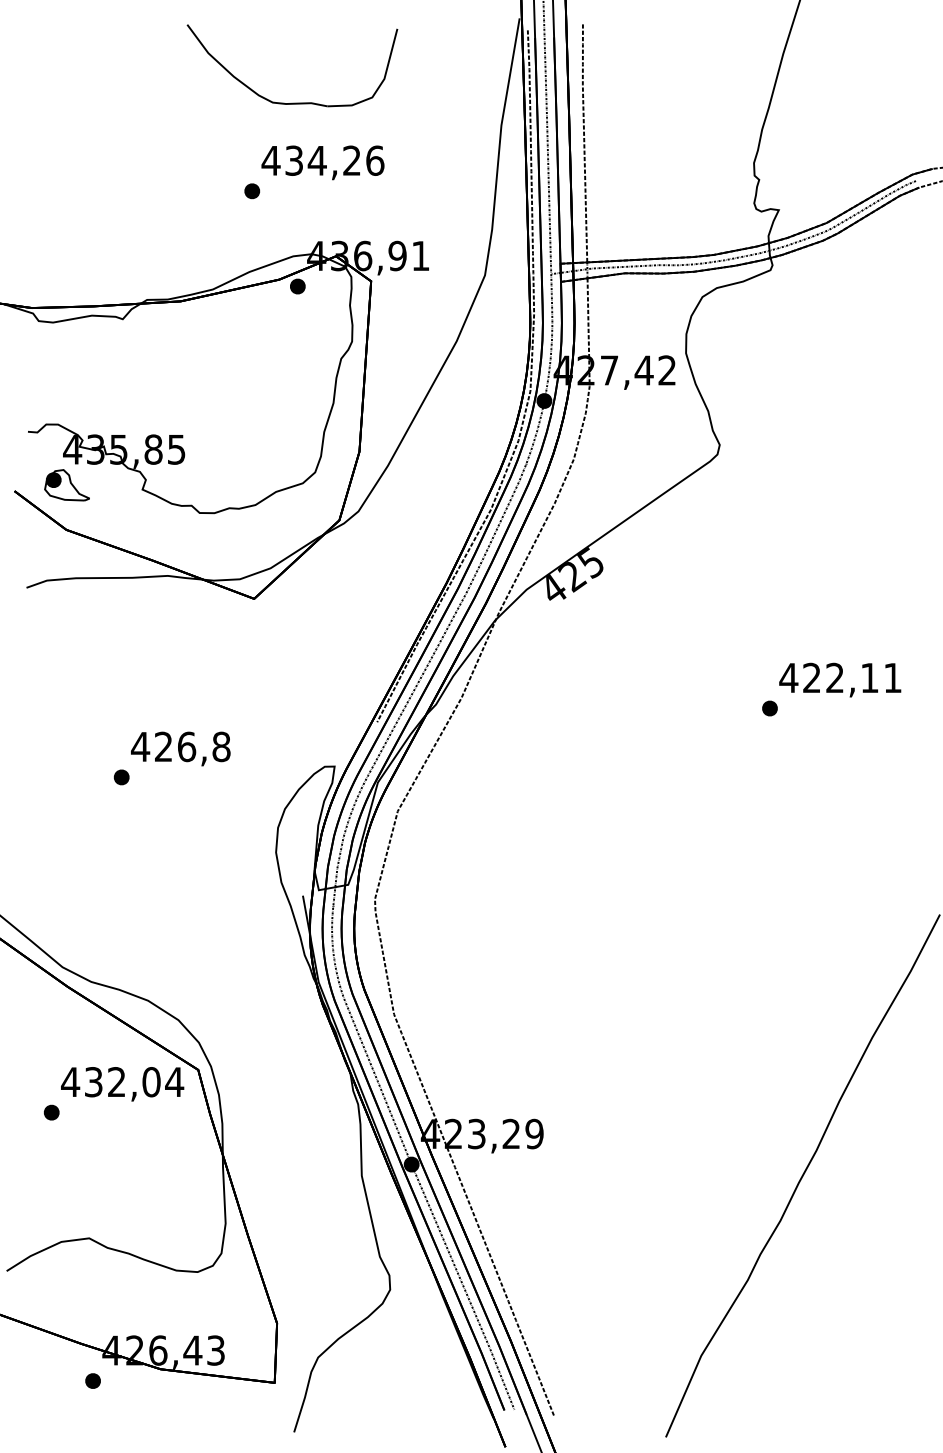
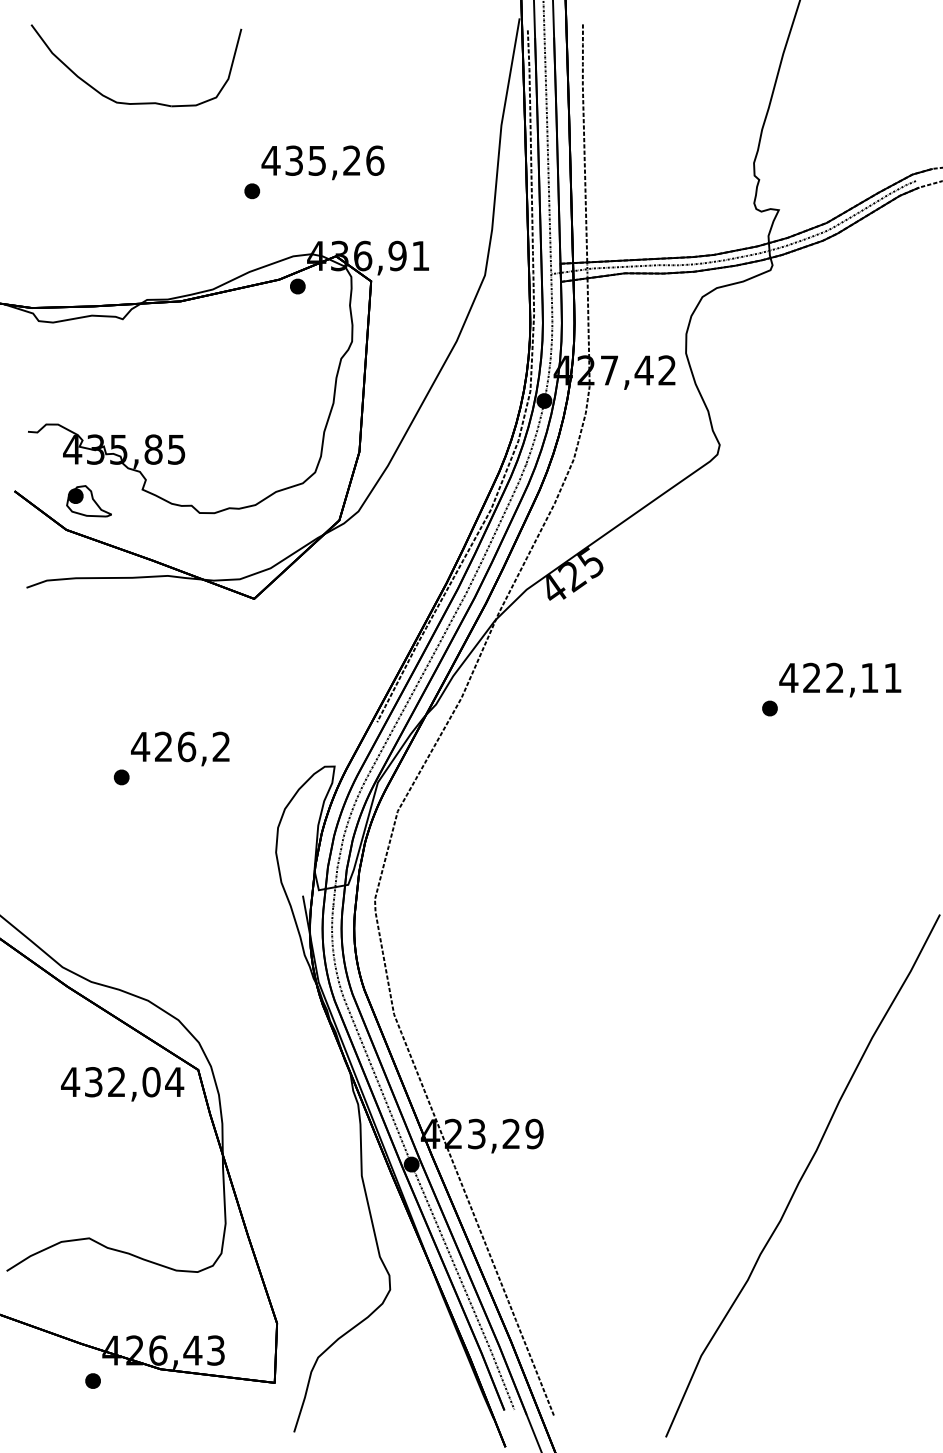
part position: (292, 102) -> (136, 102) (136, 102)
text: 434,26 -> 435,26 (316, 160)
part position: (66, 485) -> (88, 501) (88, 501)
text: 426,8 -> 426,2 (221, 746)
part: present -> none (51, 1112)
